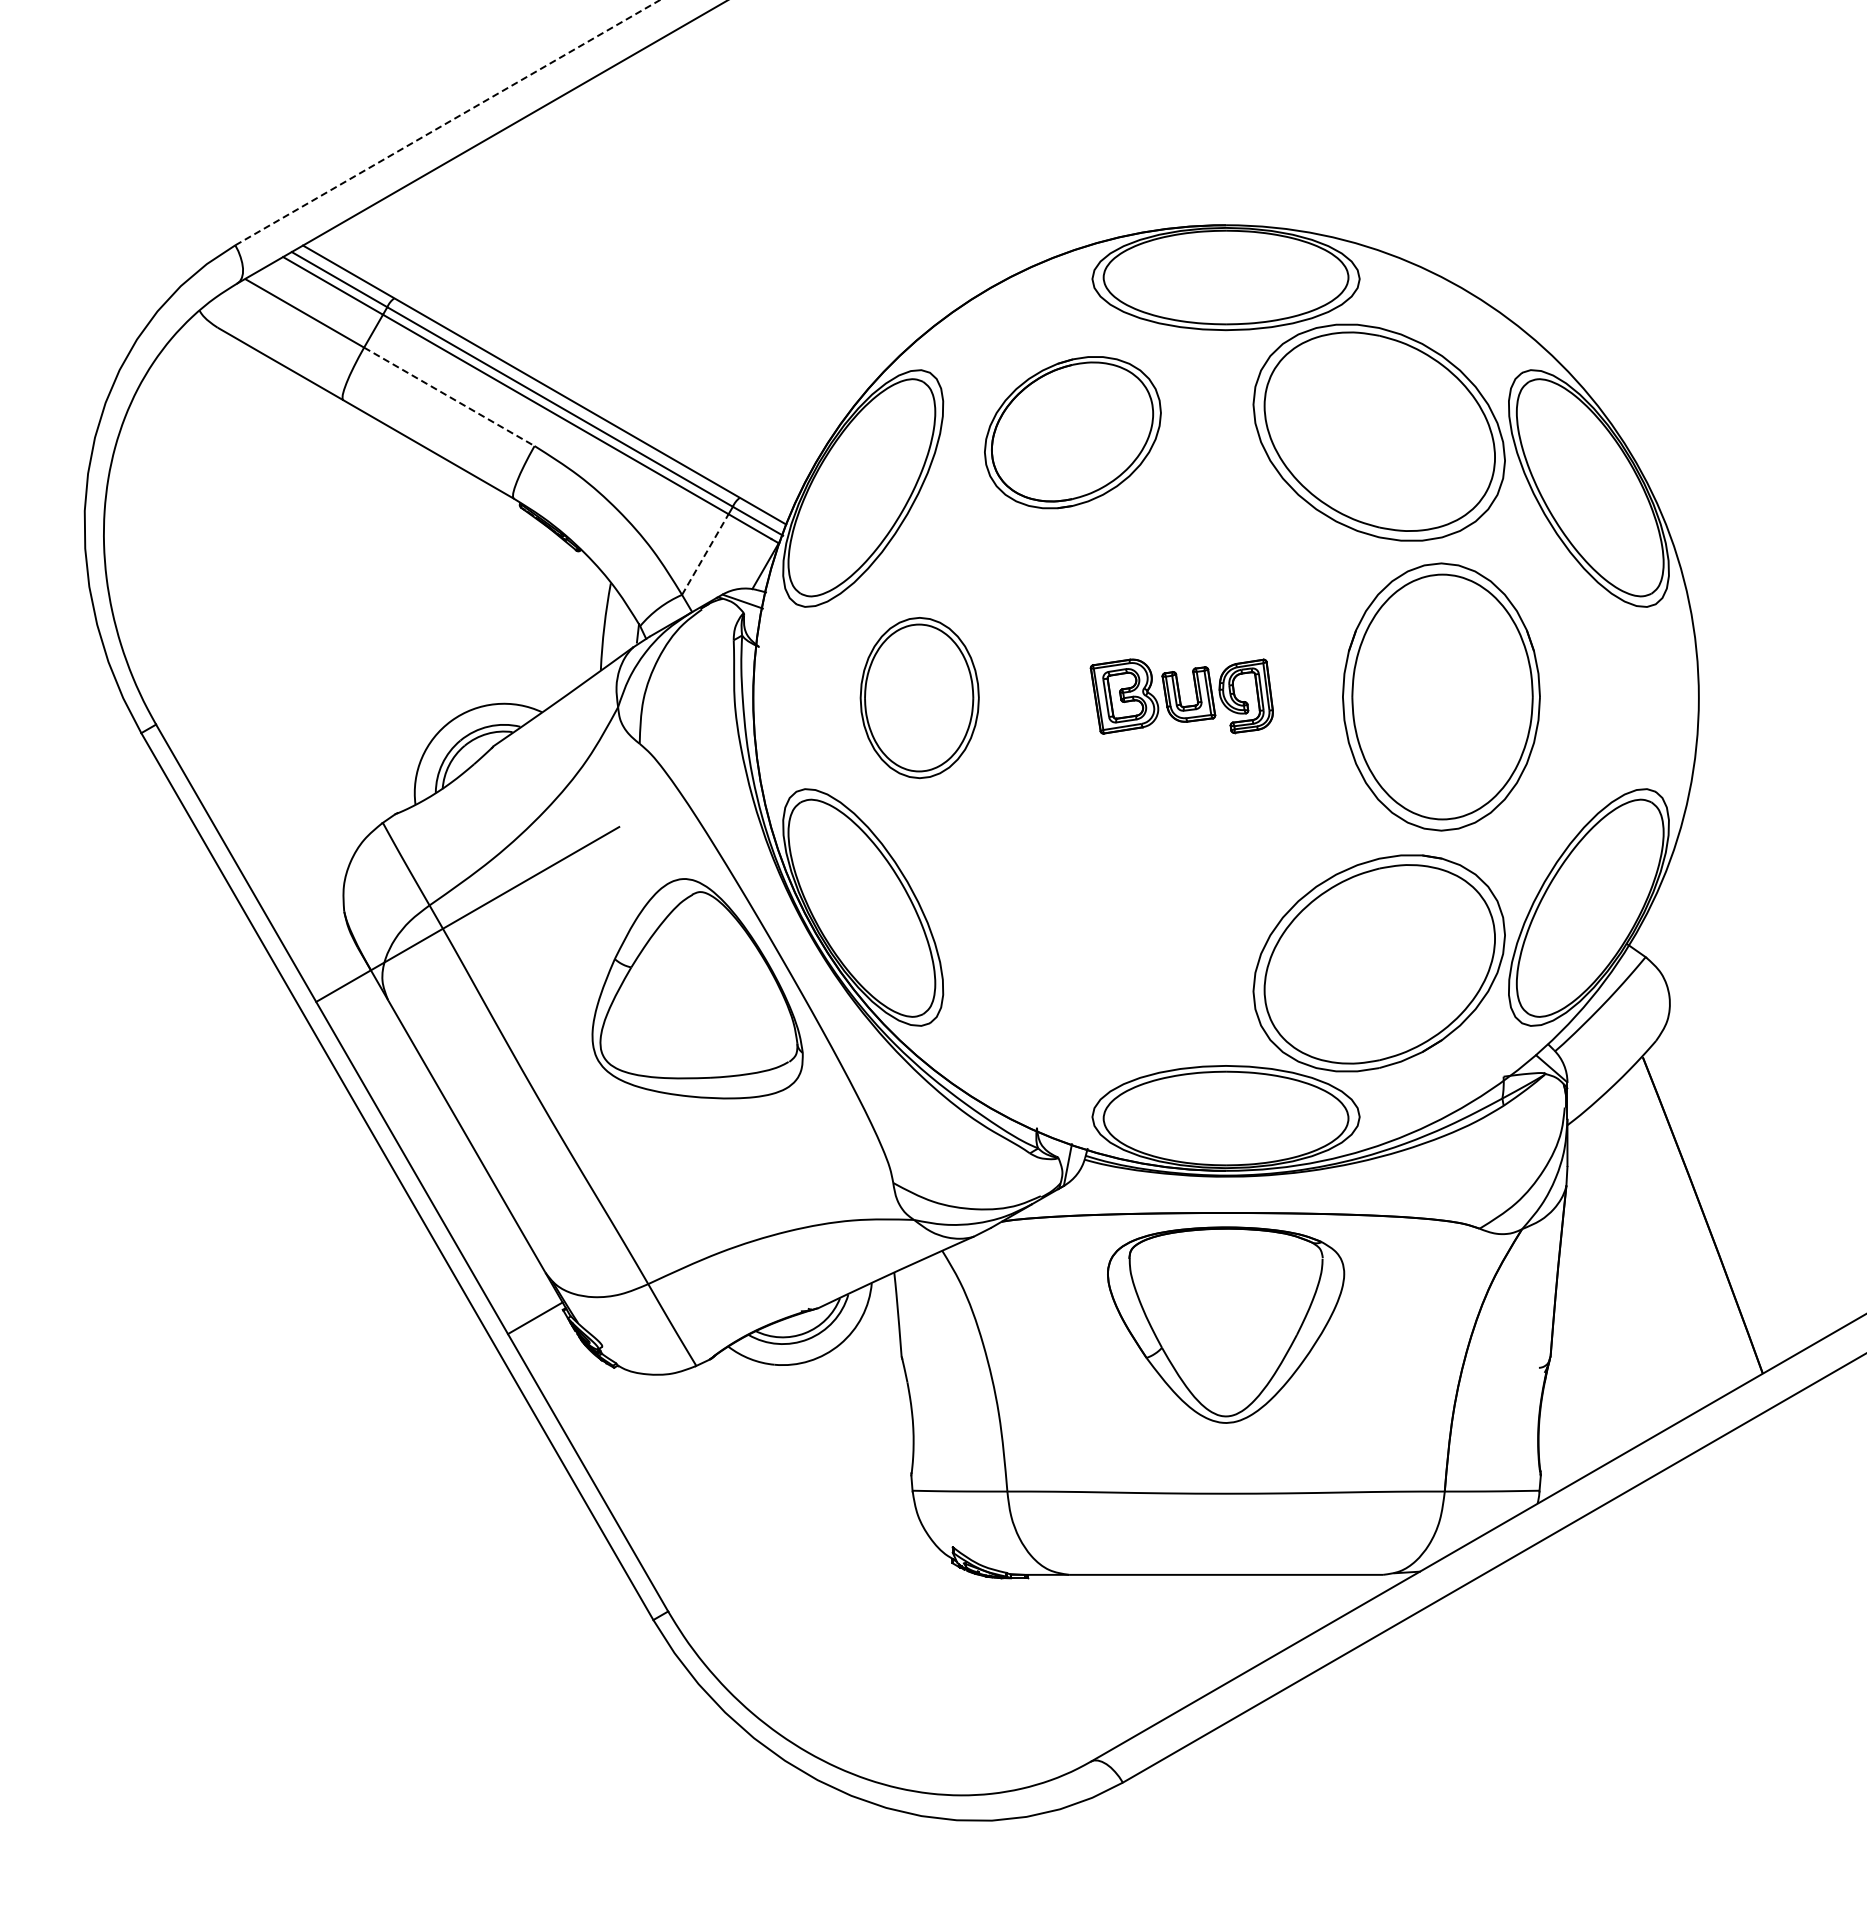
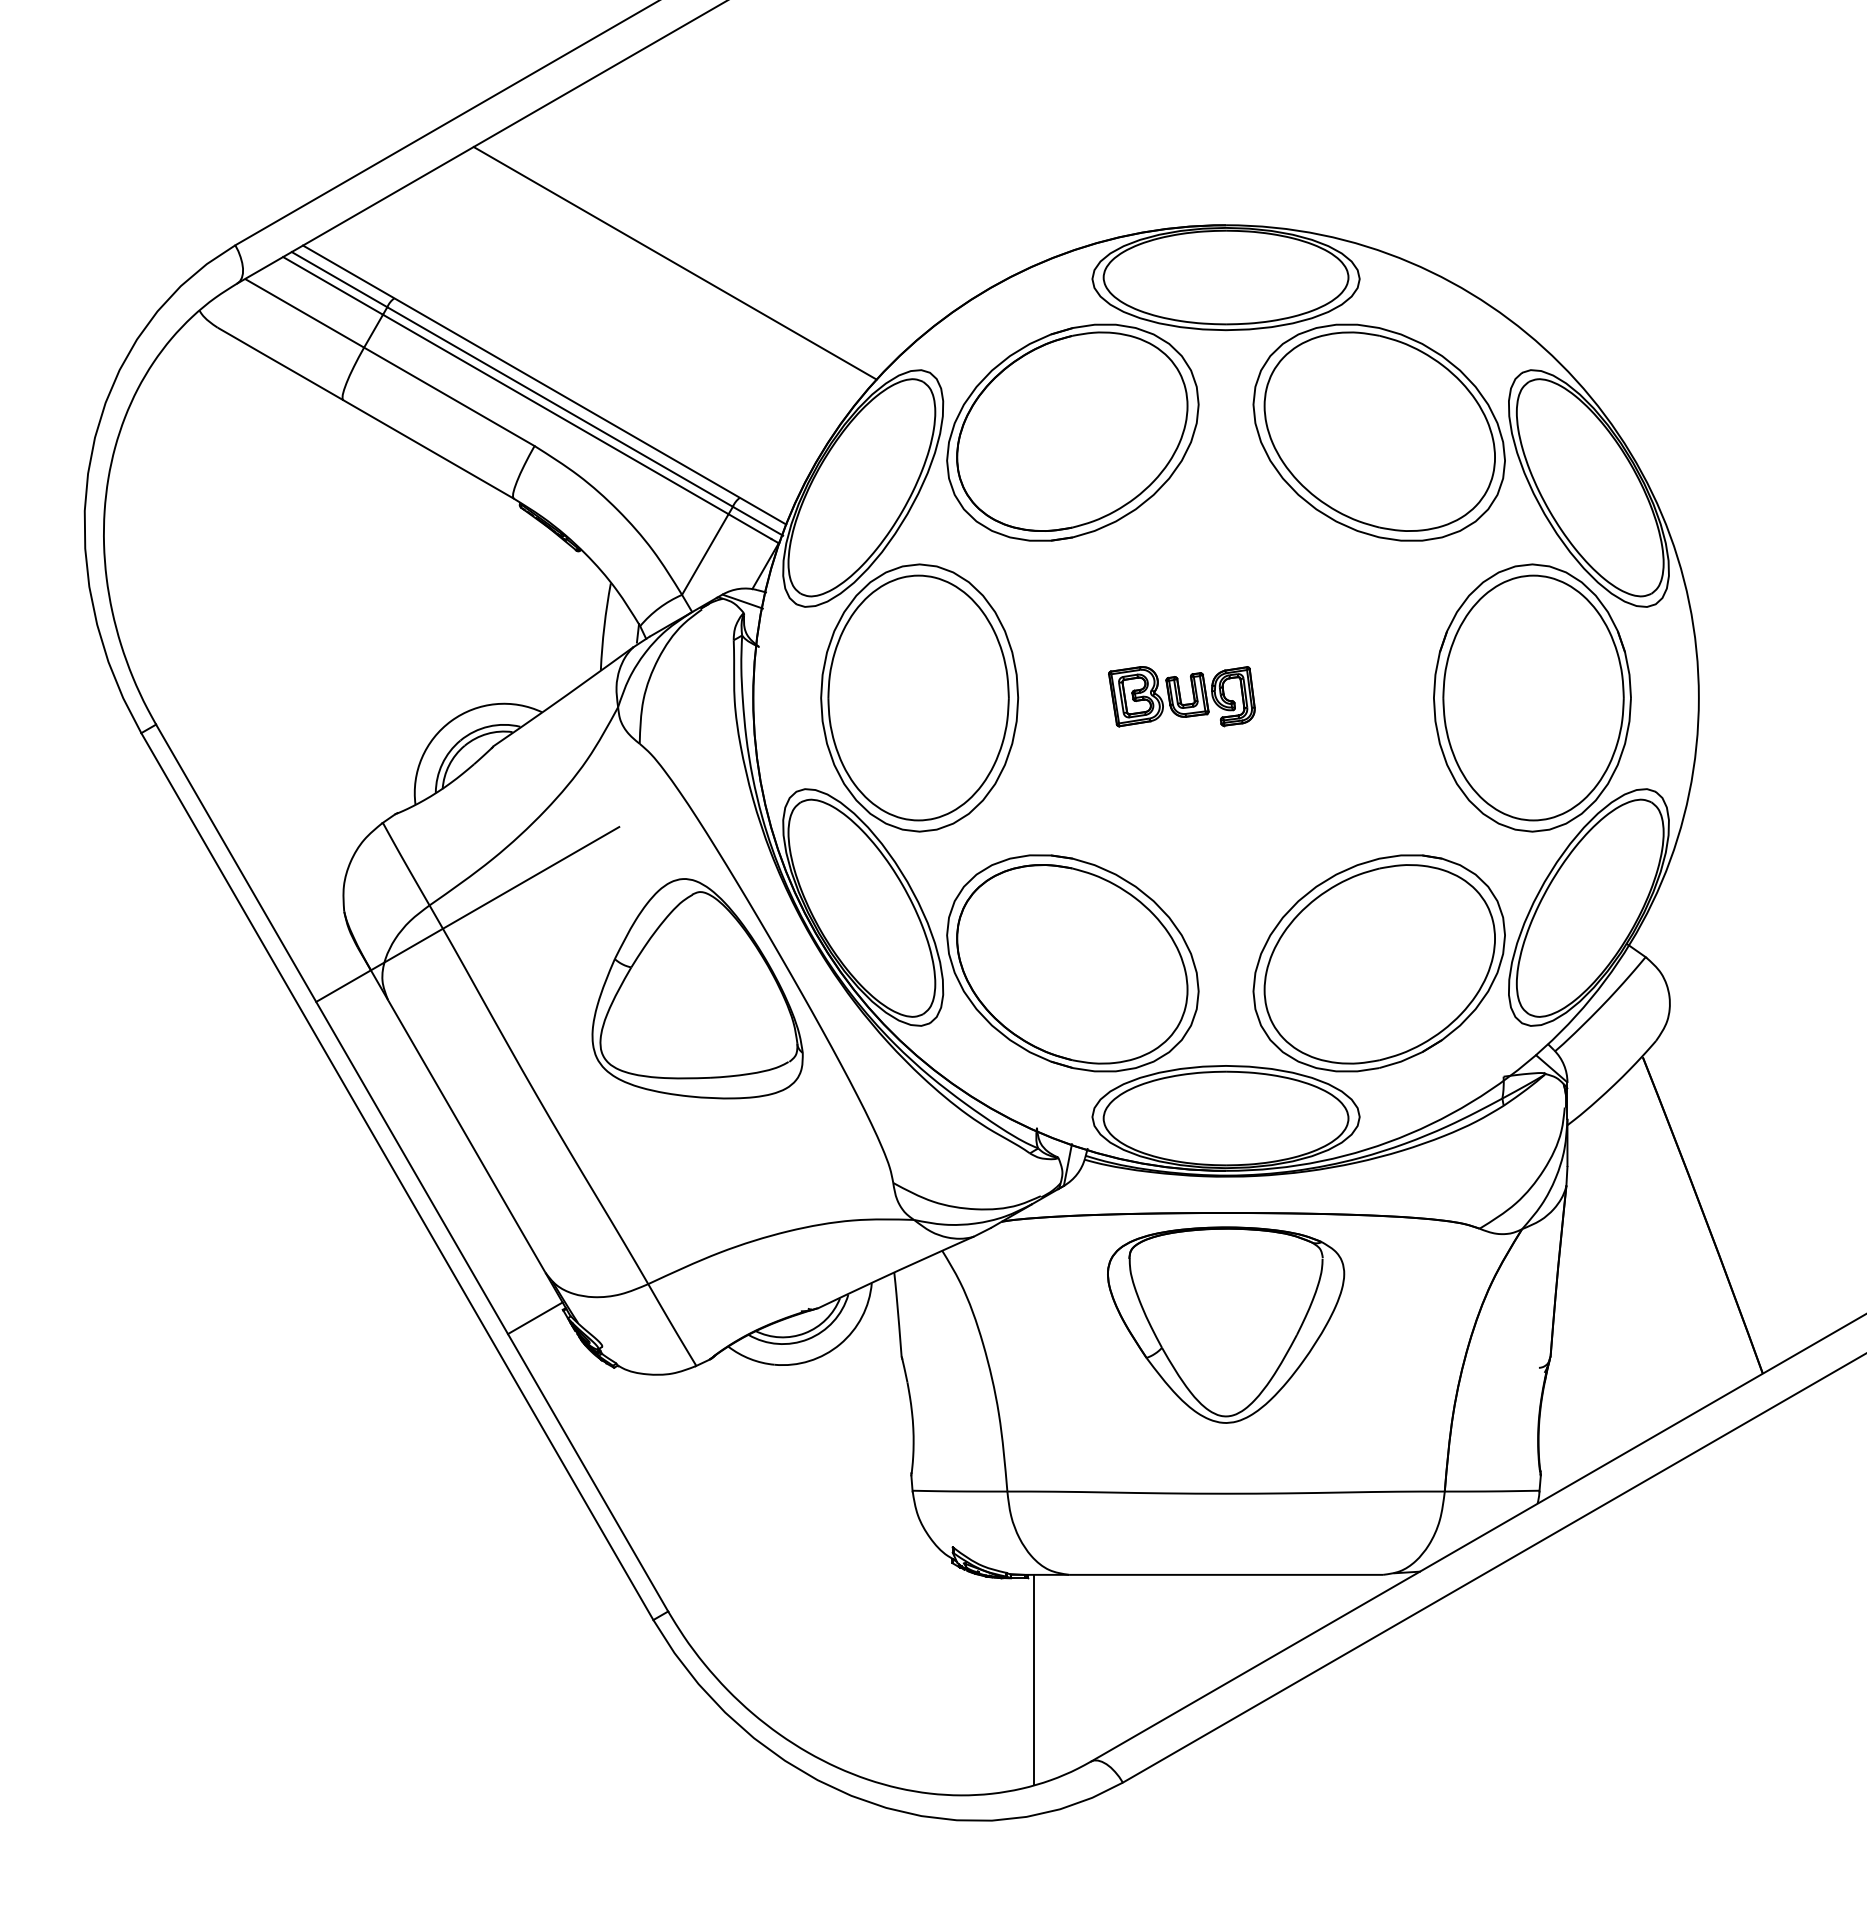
line: dashed -> solid (447, 122)
line: none -> present (674, 263)
line: dashed -> solid (449, 397)
part size: 178x154 px -> 254x219 px (1072, 432)
line: dashed -> solid (705, 554)
part size: 185x77 px -> 148x62 px (1181, 696)
part position: (1441, 696) -> (1532, 697) (1532, 697)
part size: 121x163 px -> 200x270 px (919, 697)
part: none -> present (1072, 963)
line: none -> present (1034, 1679)
